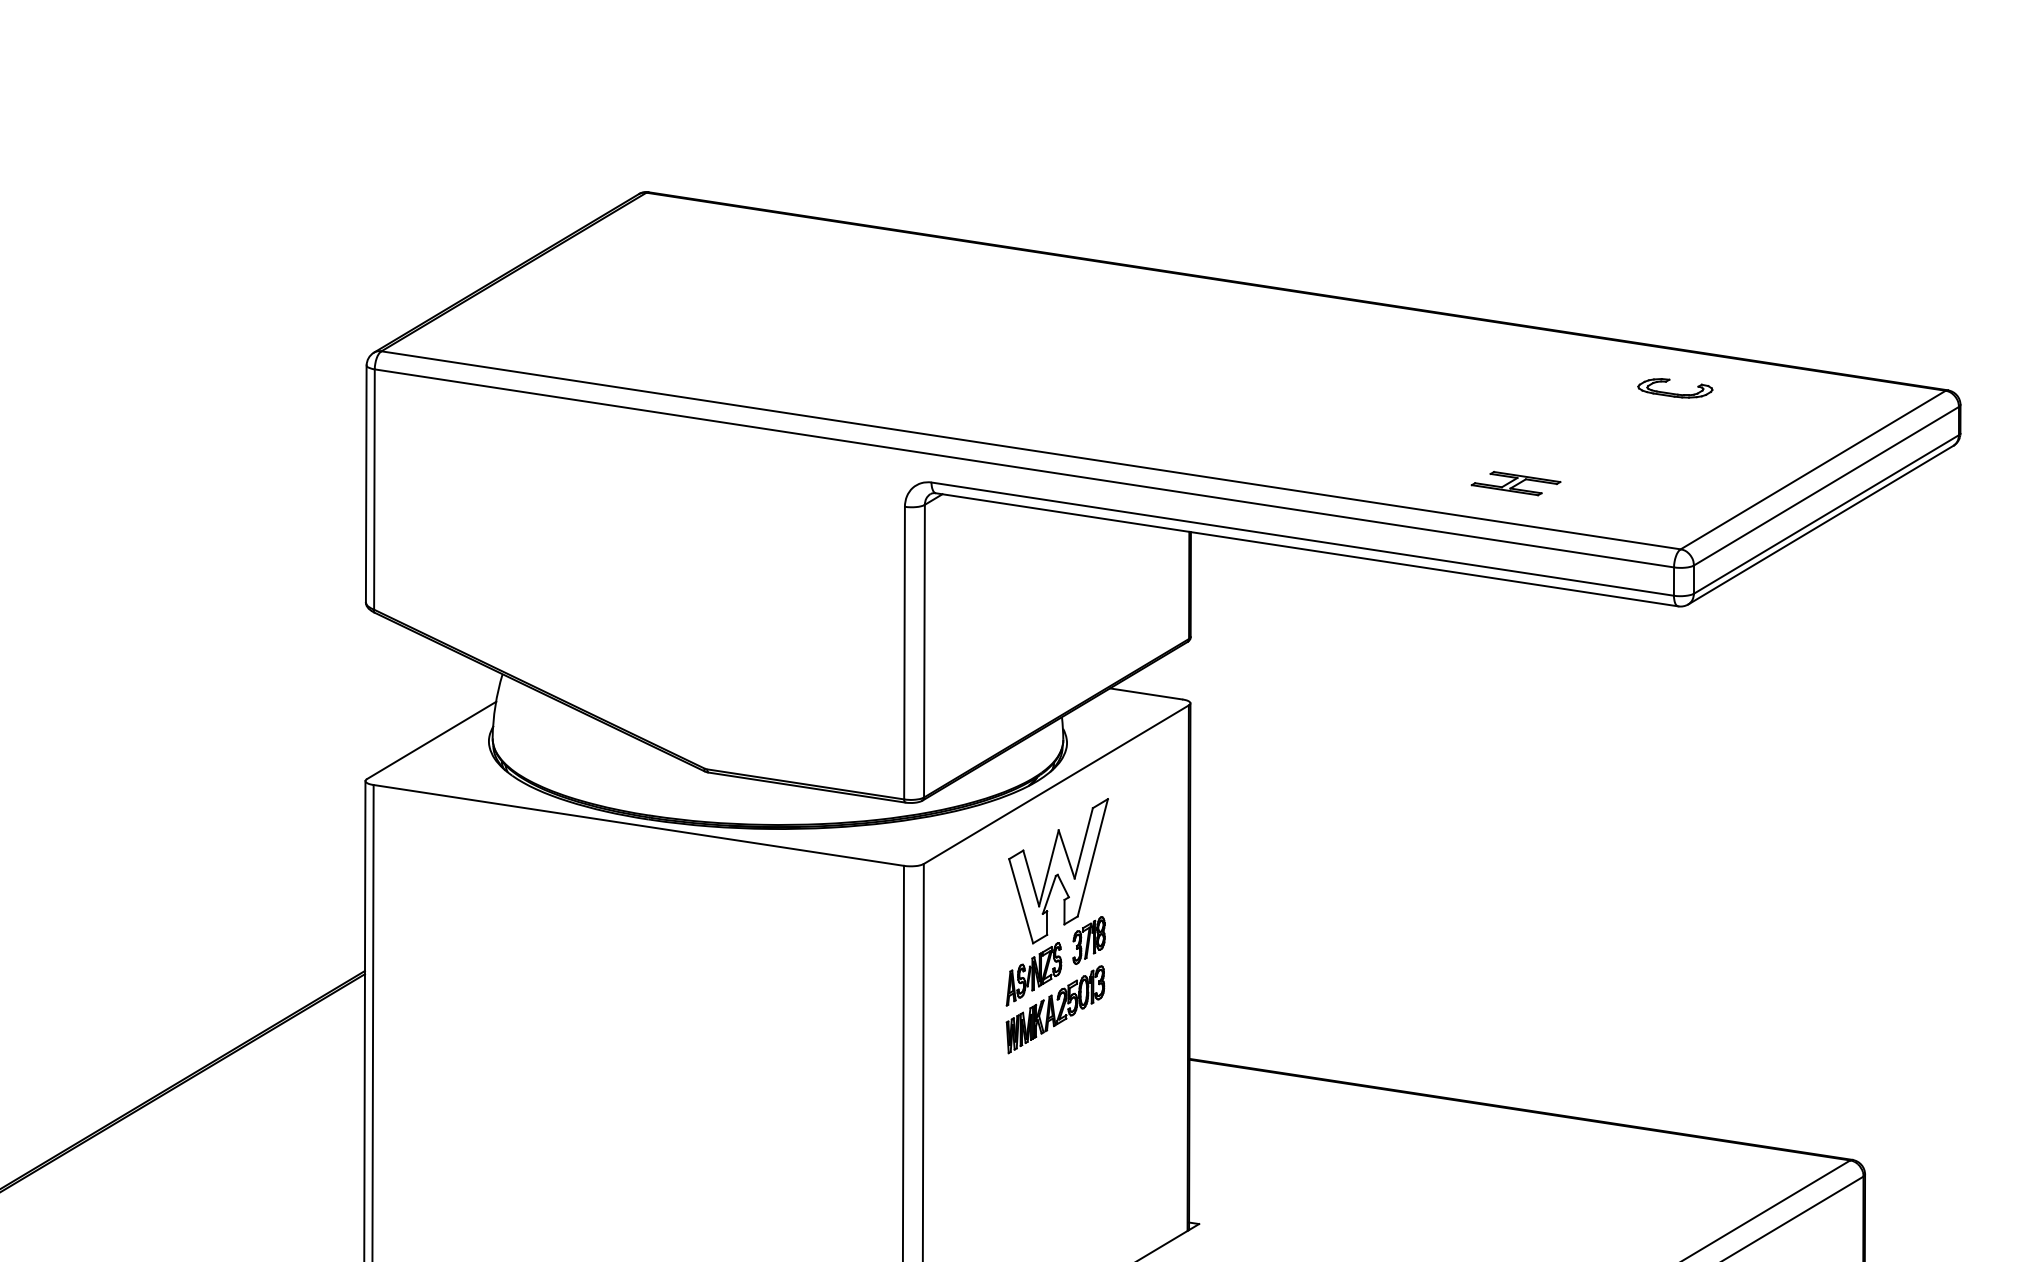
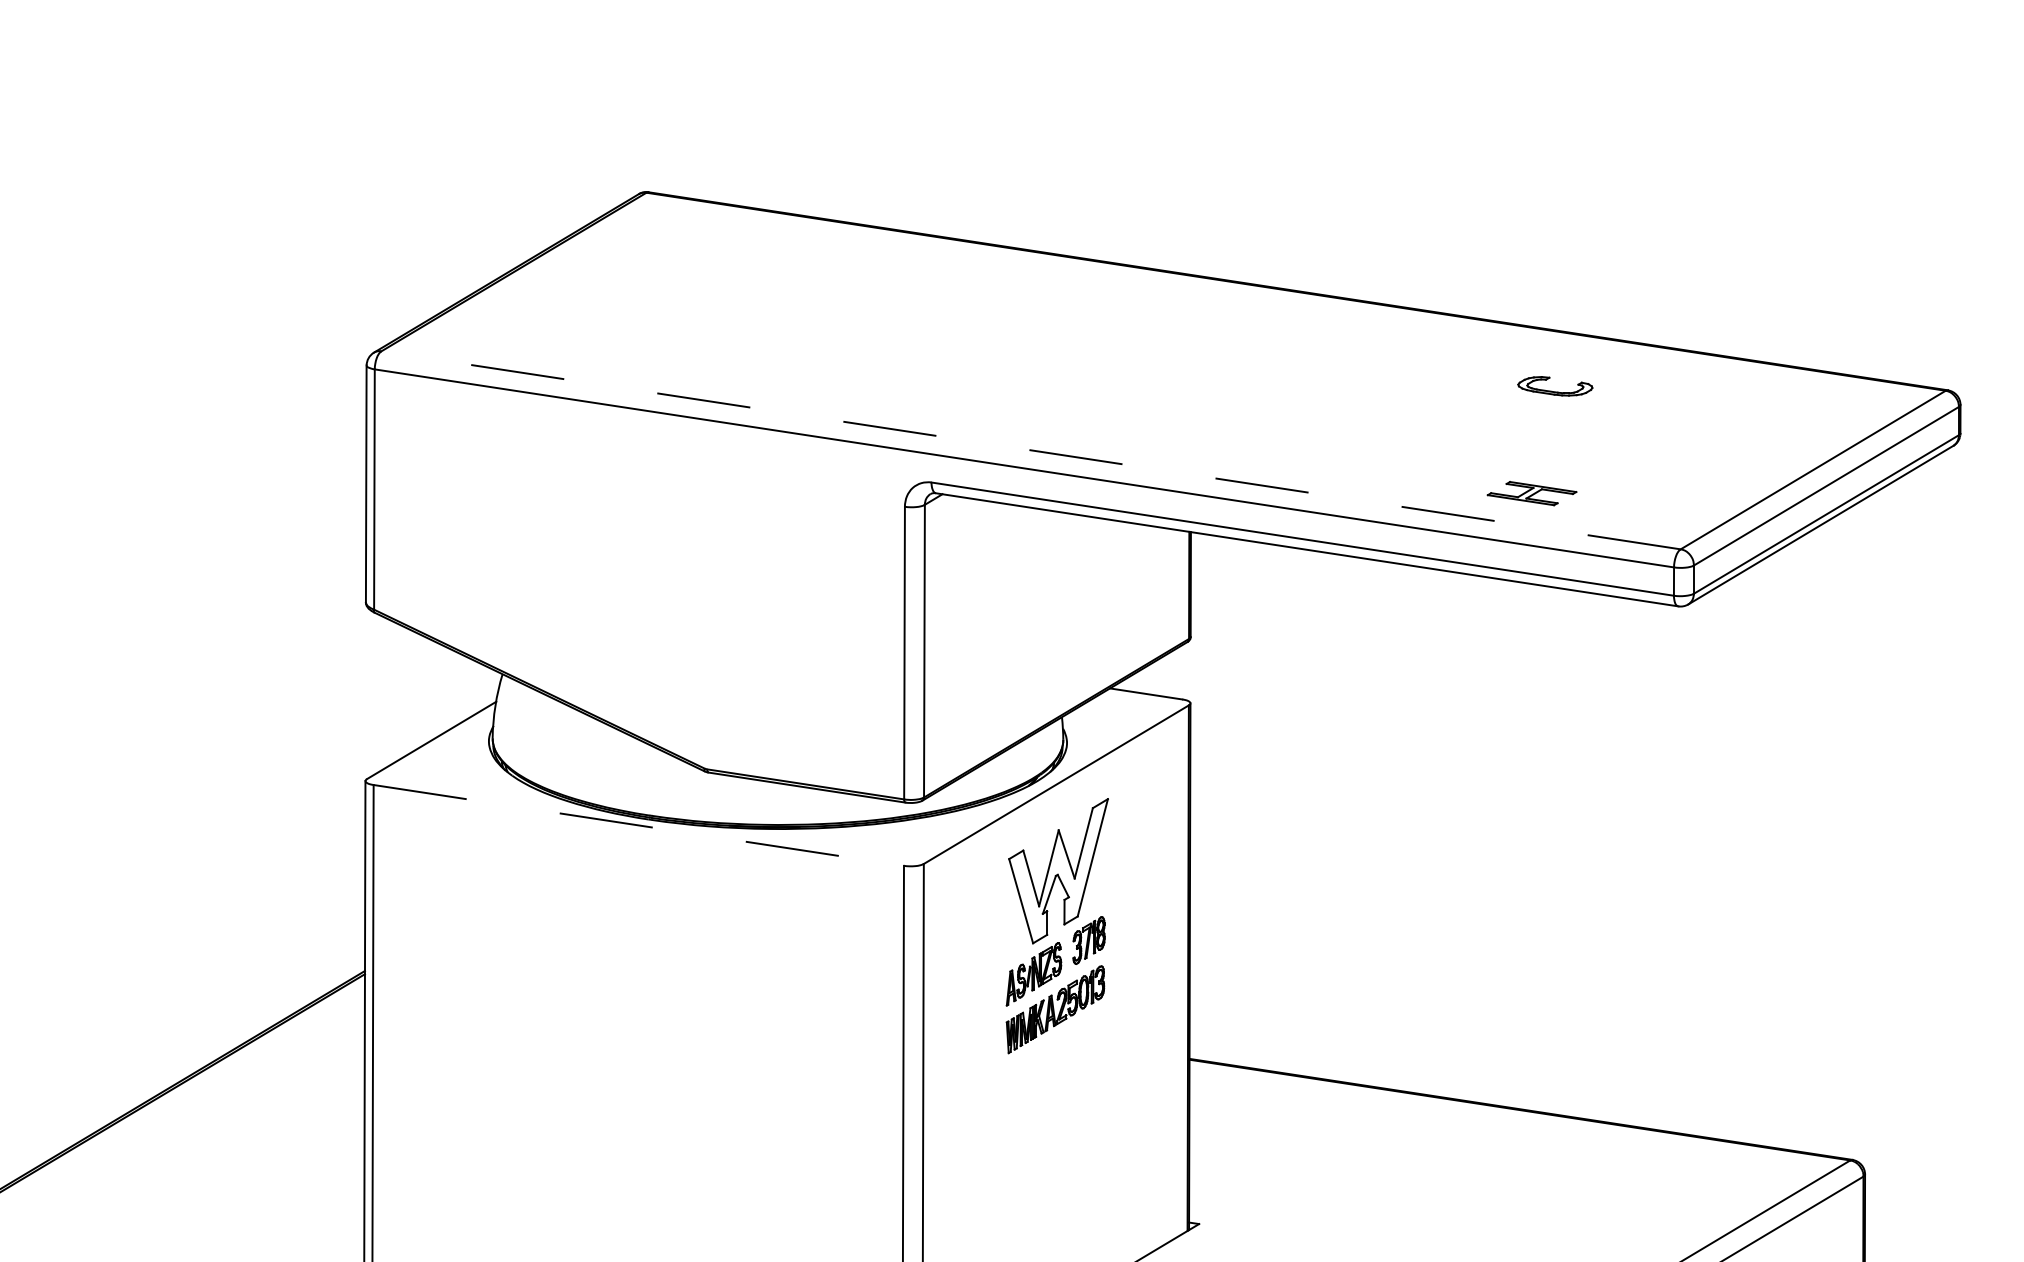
part position: (1675, 388) -> (1555, 386) (1555, 386)
line: solid -> dashed (1030, 450)
part position: (1515, 483) -> (1531, 493) (1531, 493)
line: solid -> dashed (639, 825)
